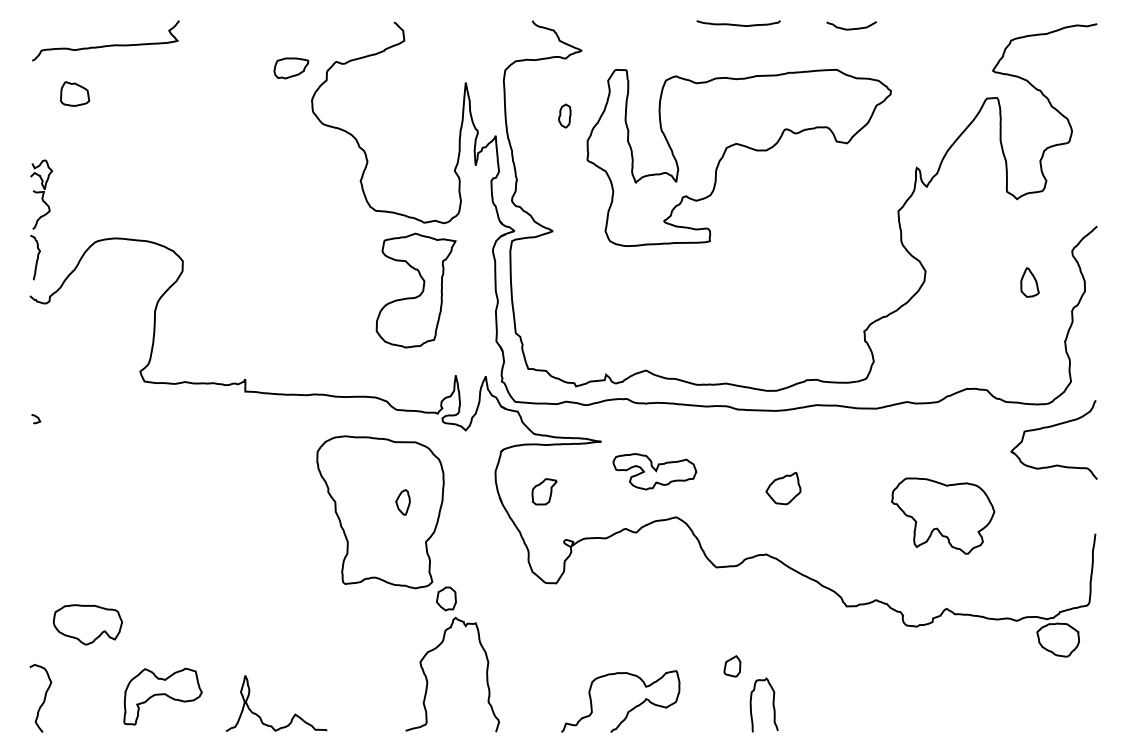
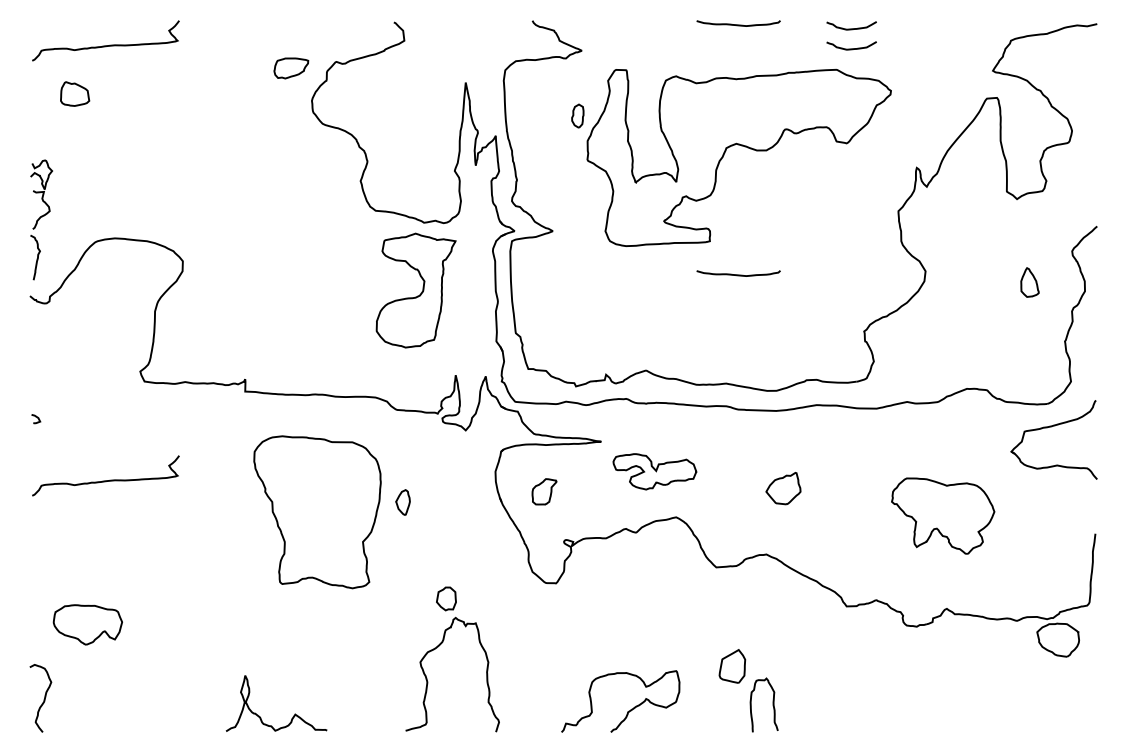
curve: none -> present (851, 48)
part position: (564, 115) -> (577, 115) (577, 115)
curve: none -> present (738, 274)
curve: none -> present (105, 480)
part position: (380, 512) -> (317, 512) (317, 512)
part size: 19x23 px -> 29x35 px (732, 666)
part: present -> none (162, 696)
